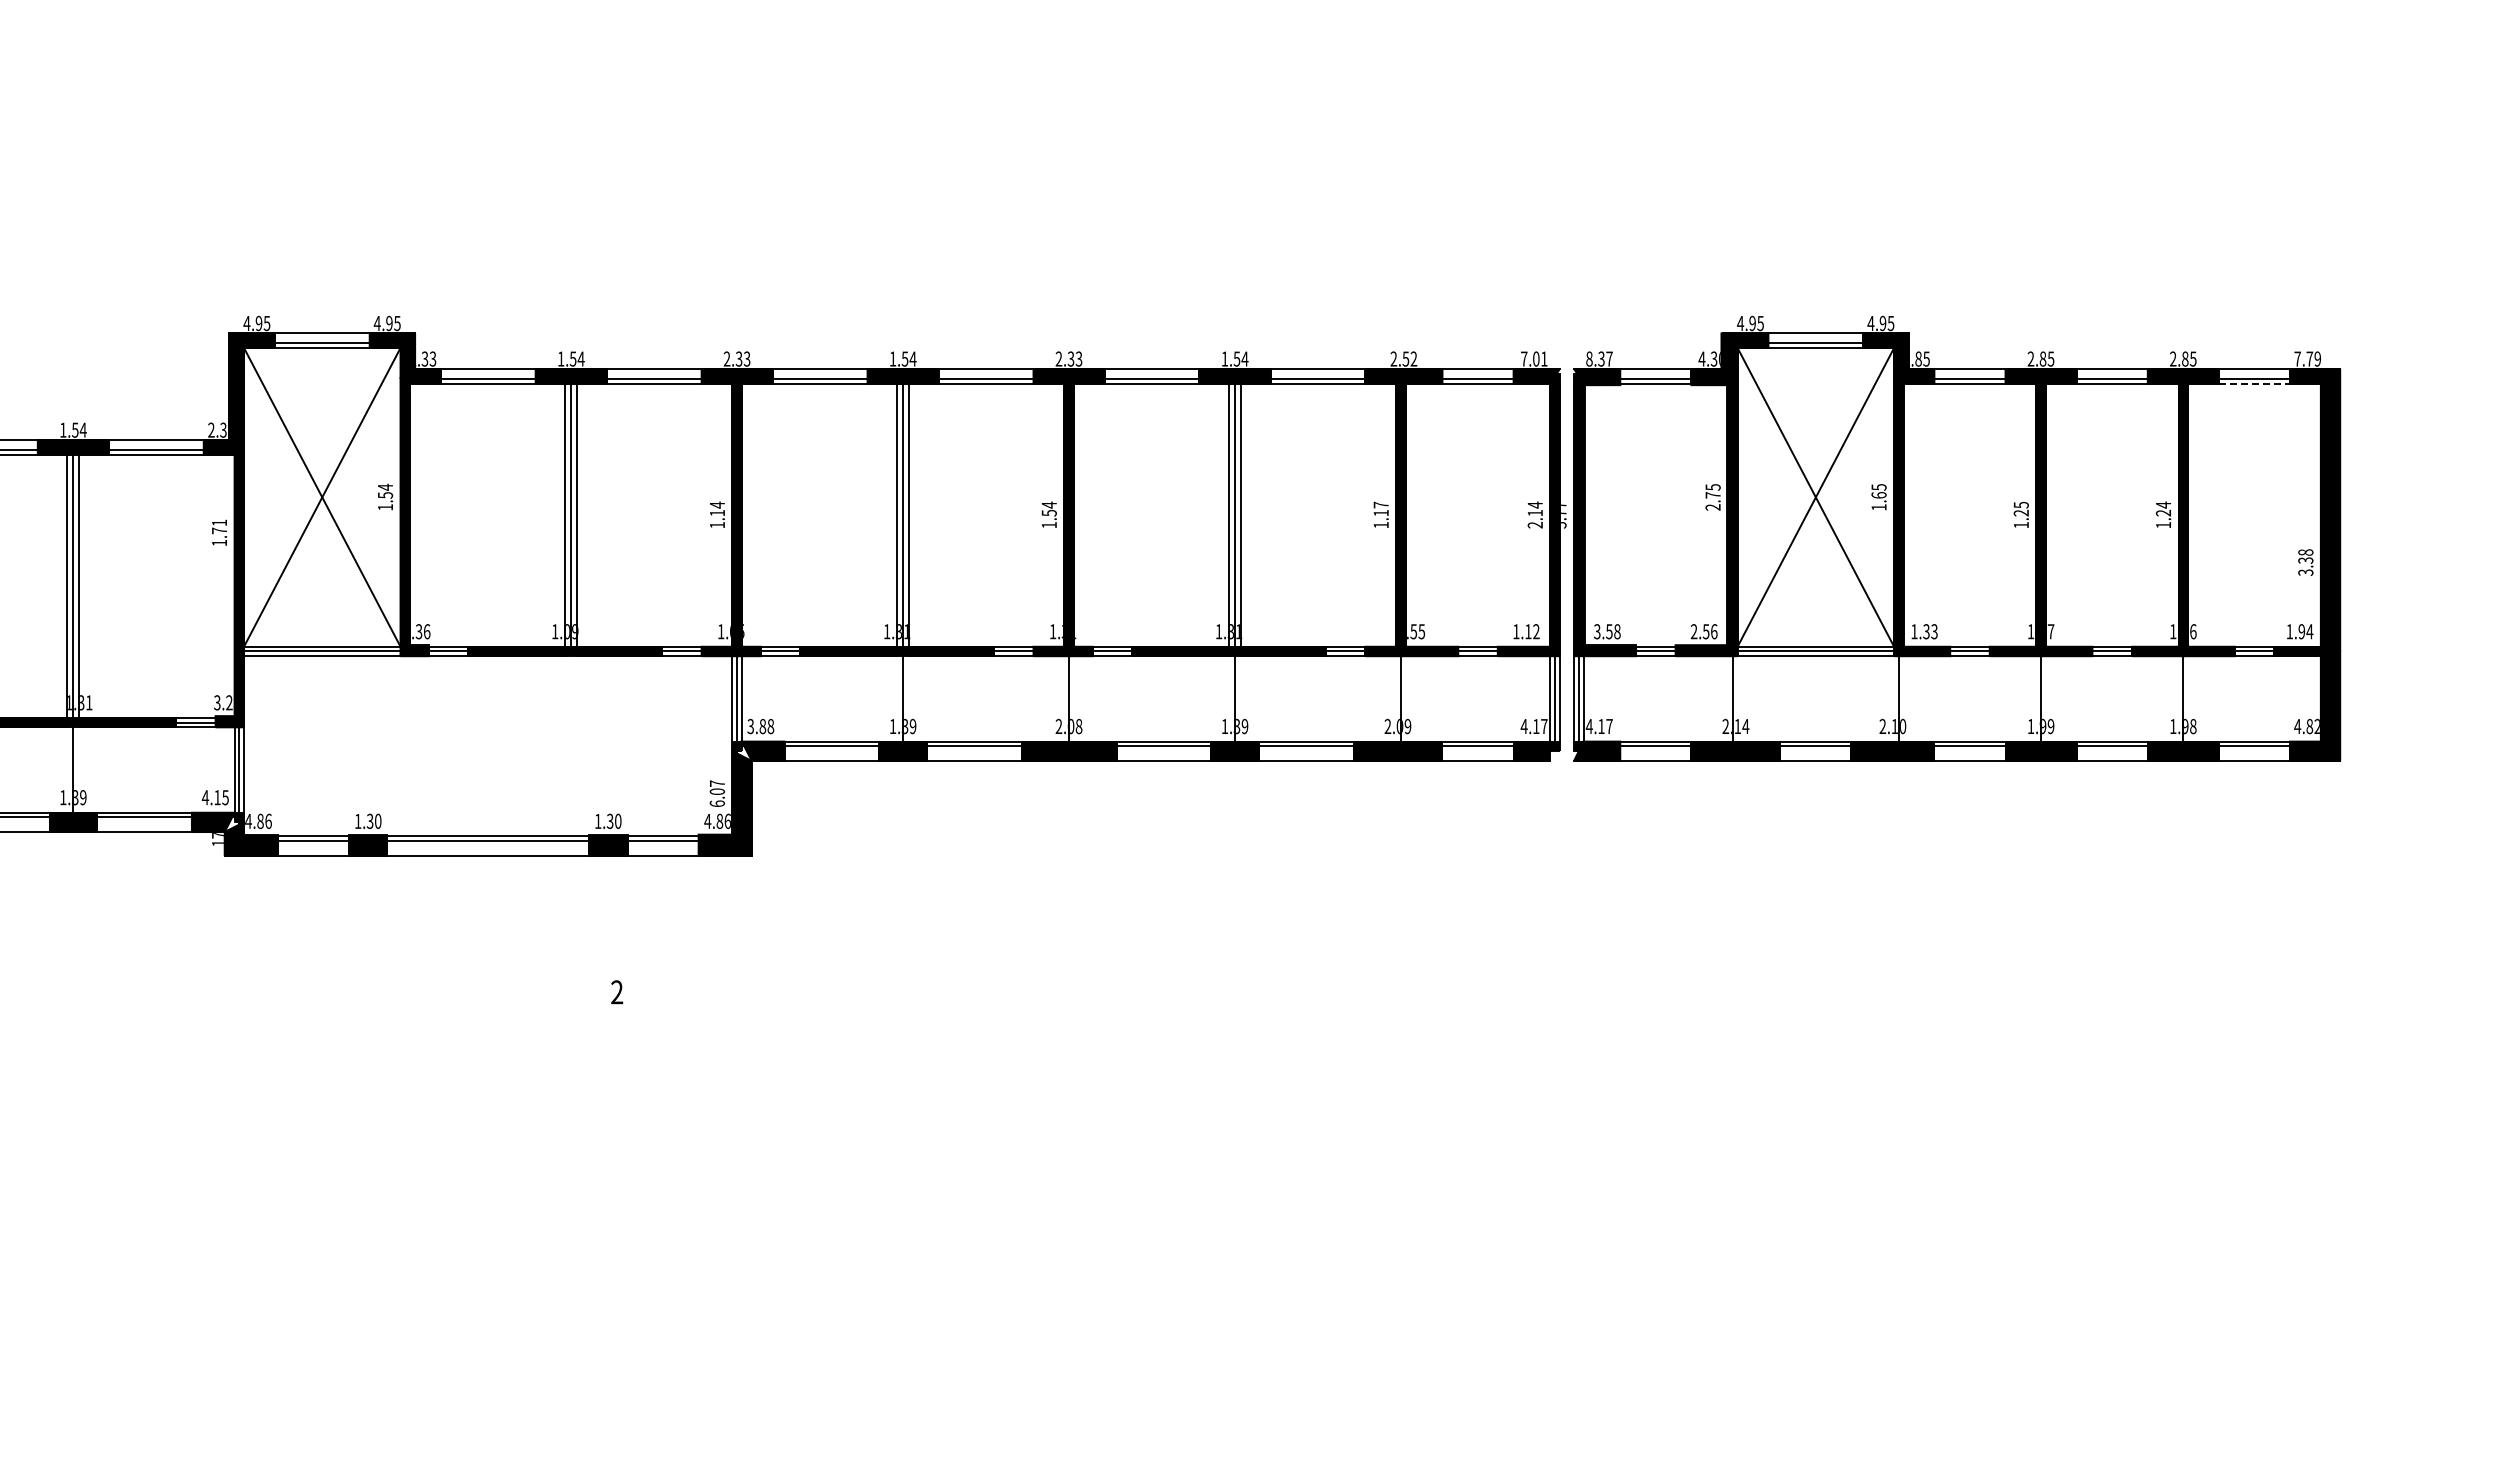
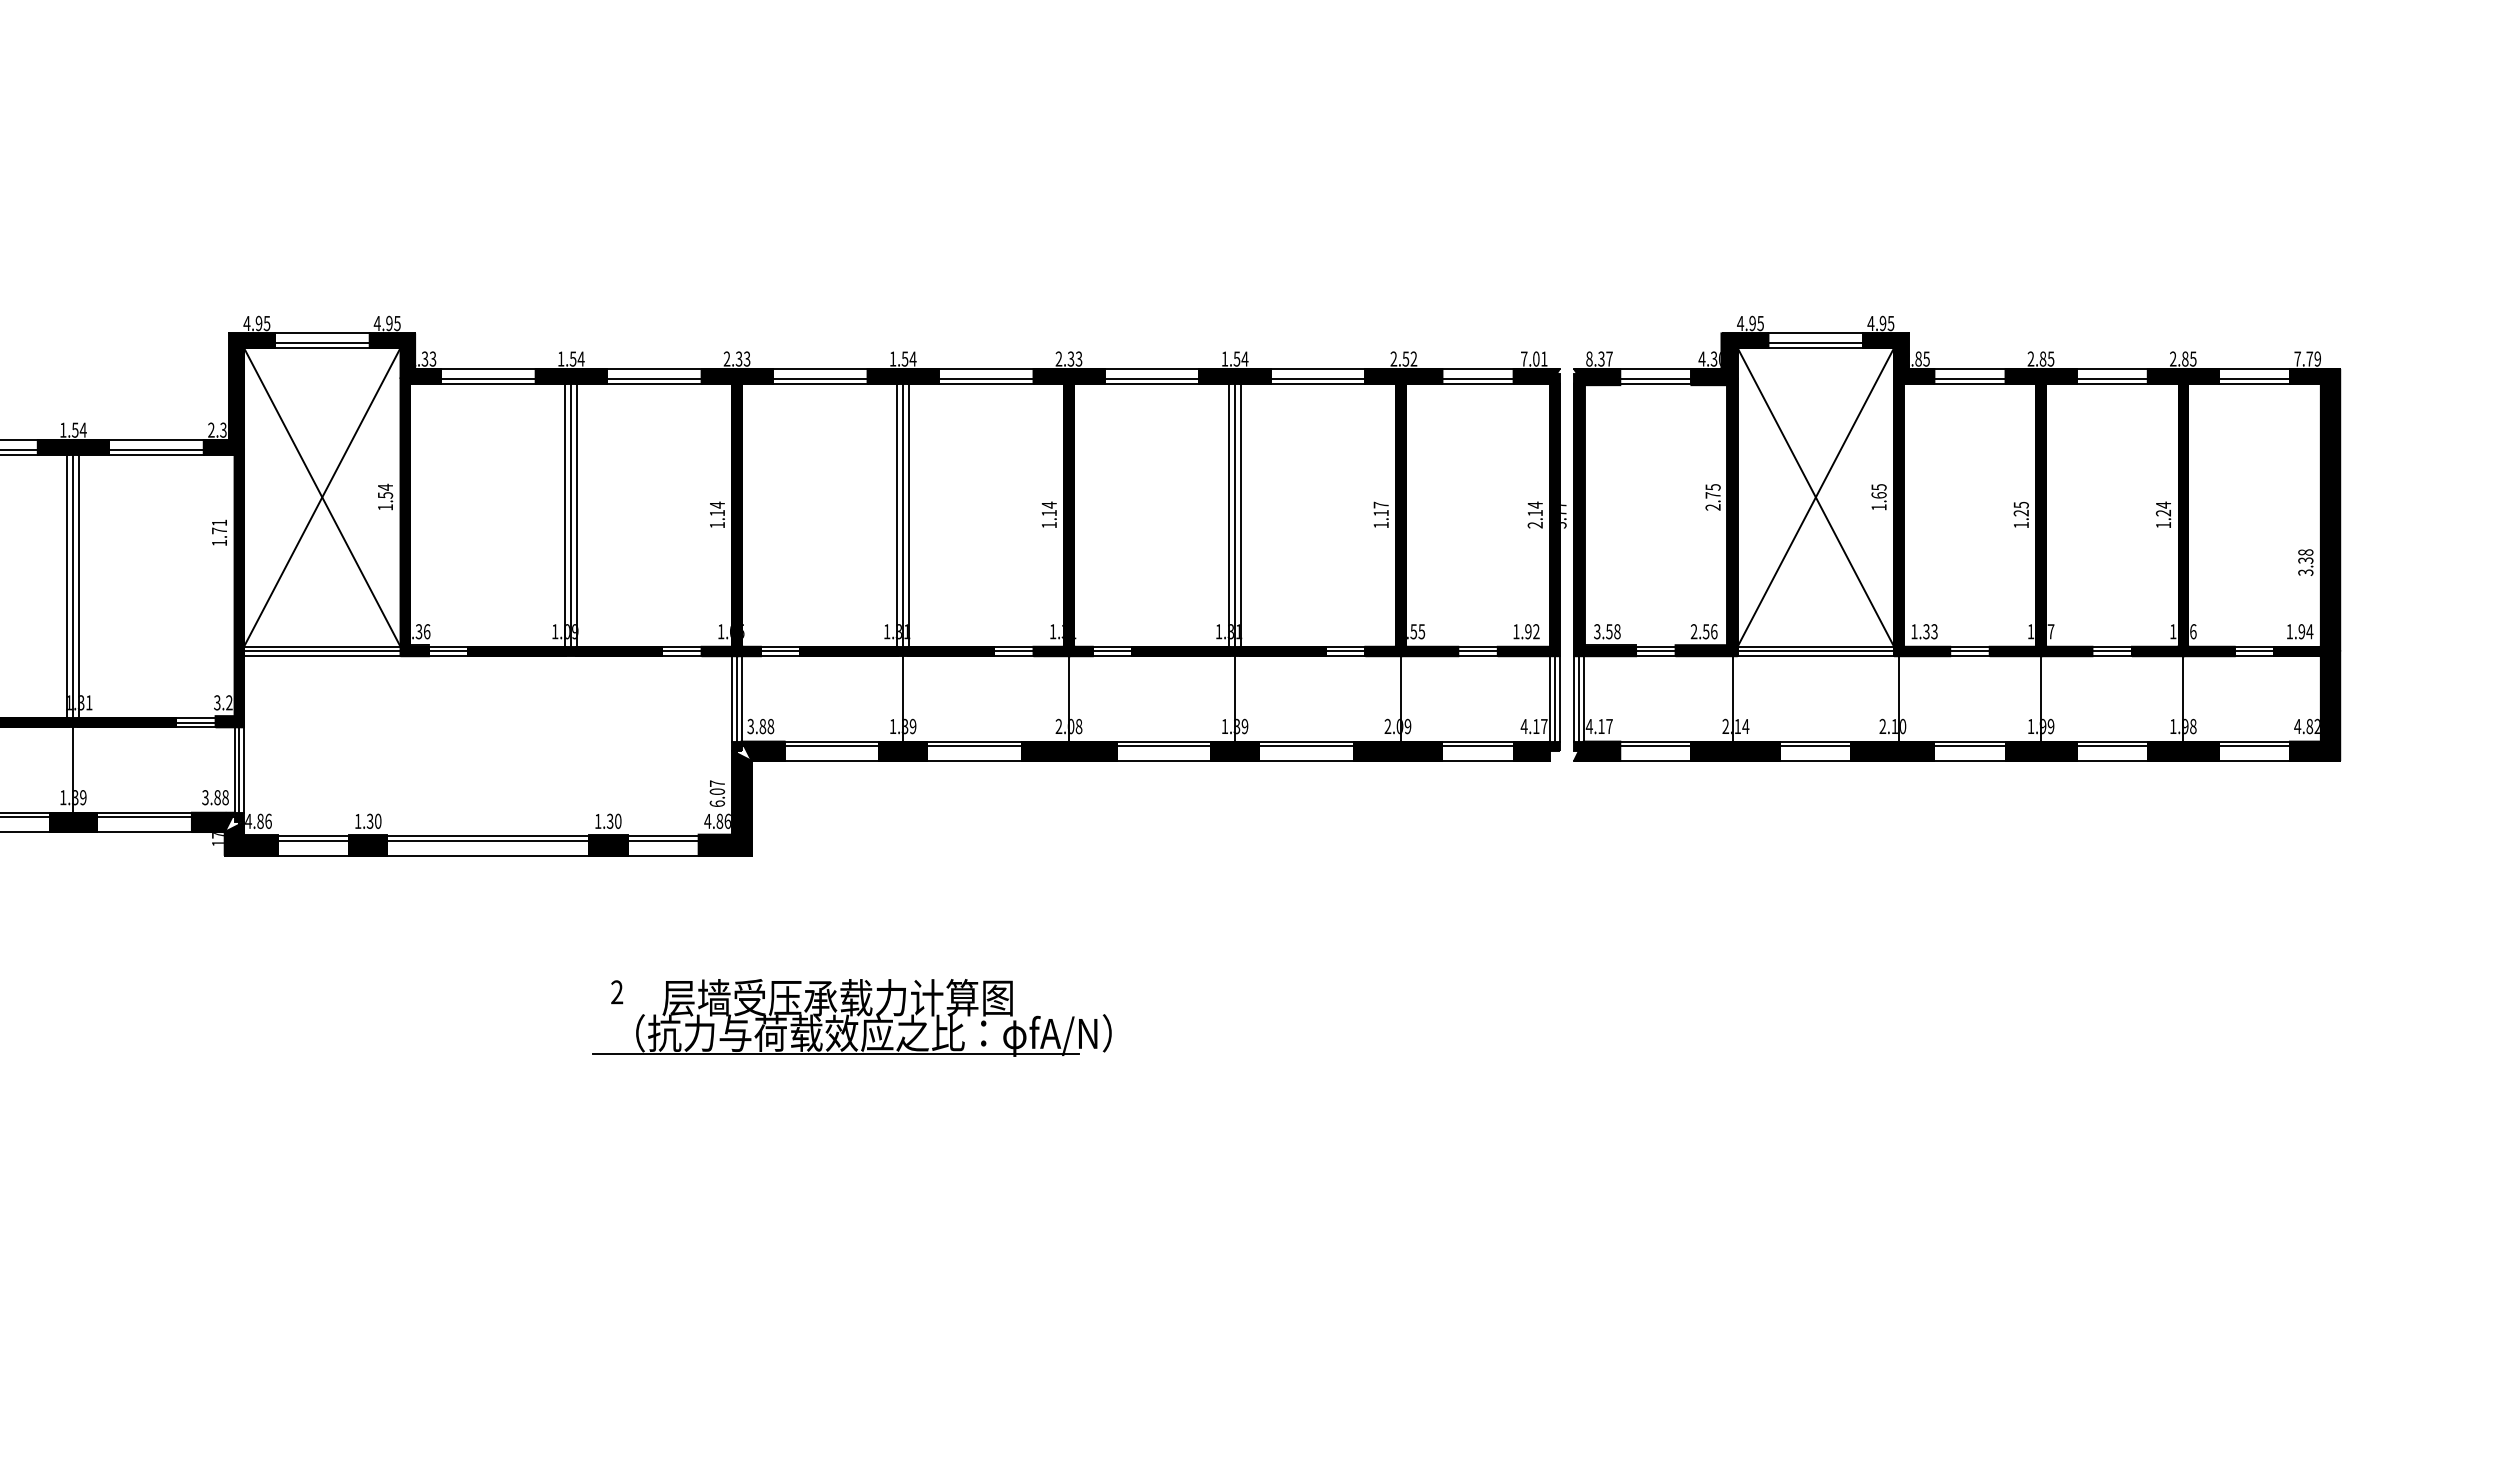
line: dashed -> solid (2254, 383)
text: 1.54 -> 1.14 (1048, 513)
text: 1.12 -> 1.92 (1528, 631)
text: 4.15 -> 3.88 (214, 797)
part: none -> present (851, 1017)
